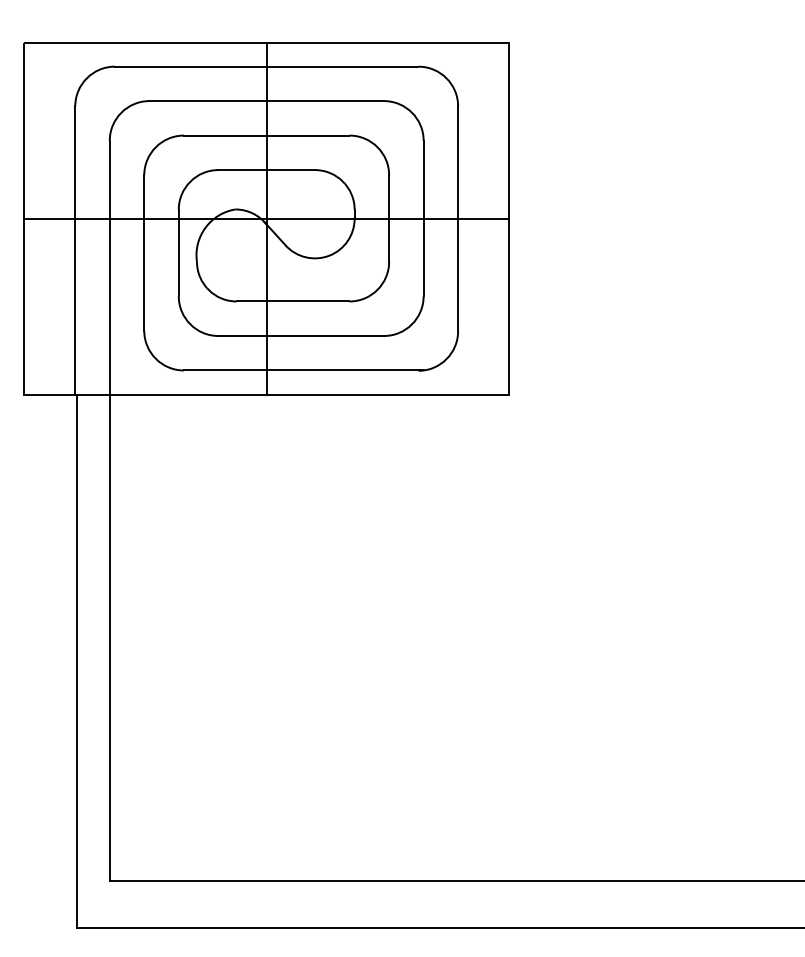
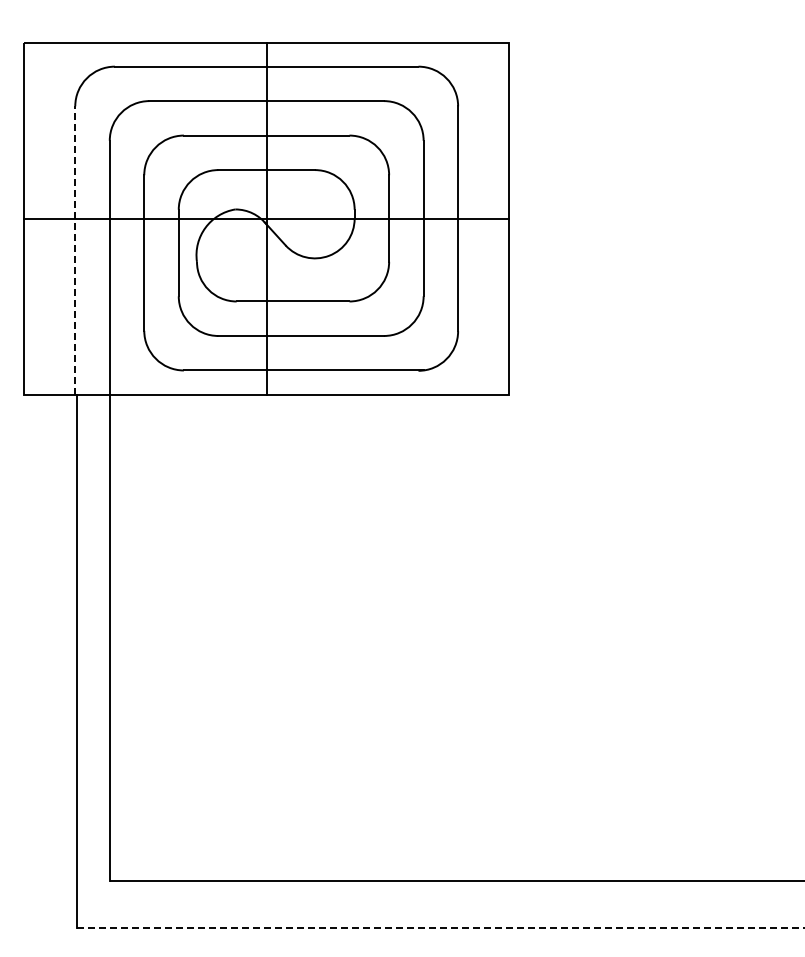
line: solid -> dashed (75, 250)
line: solid -> dashed (441, 928)
